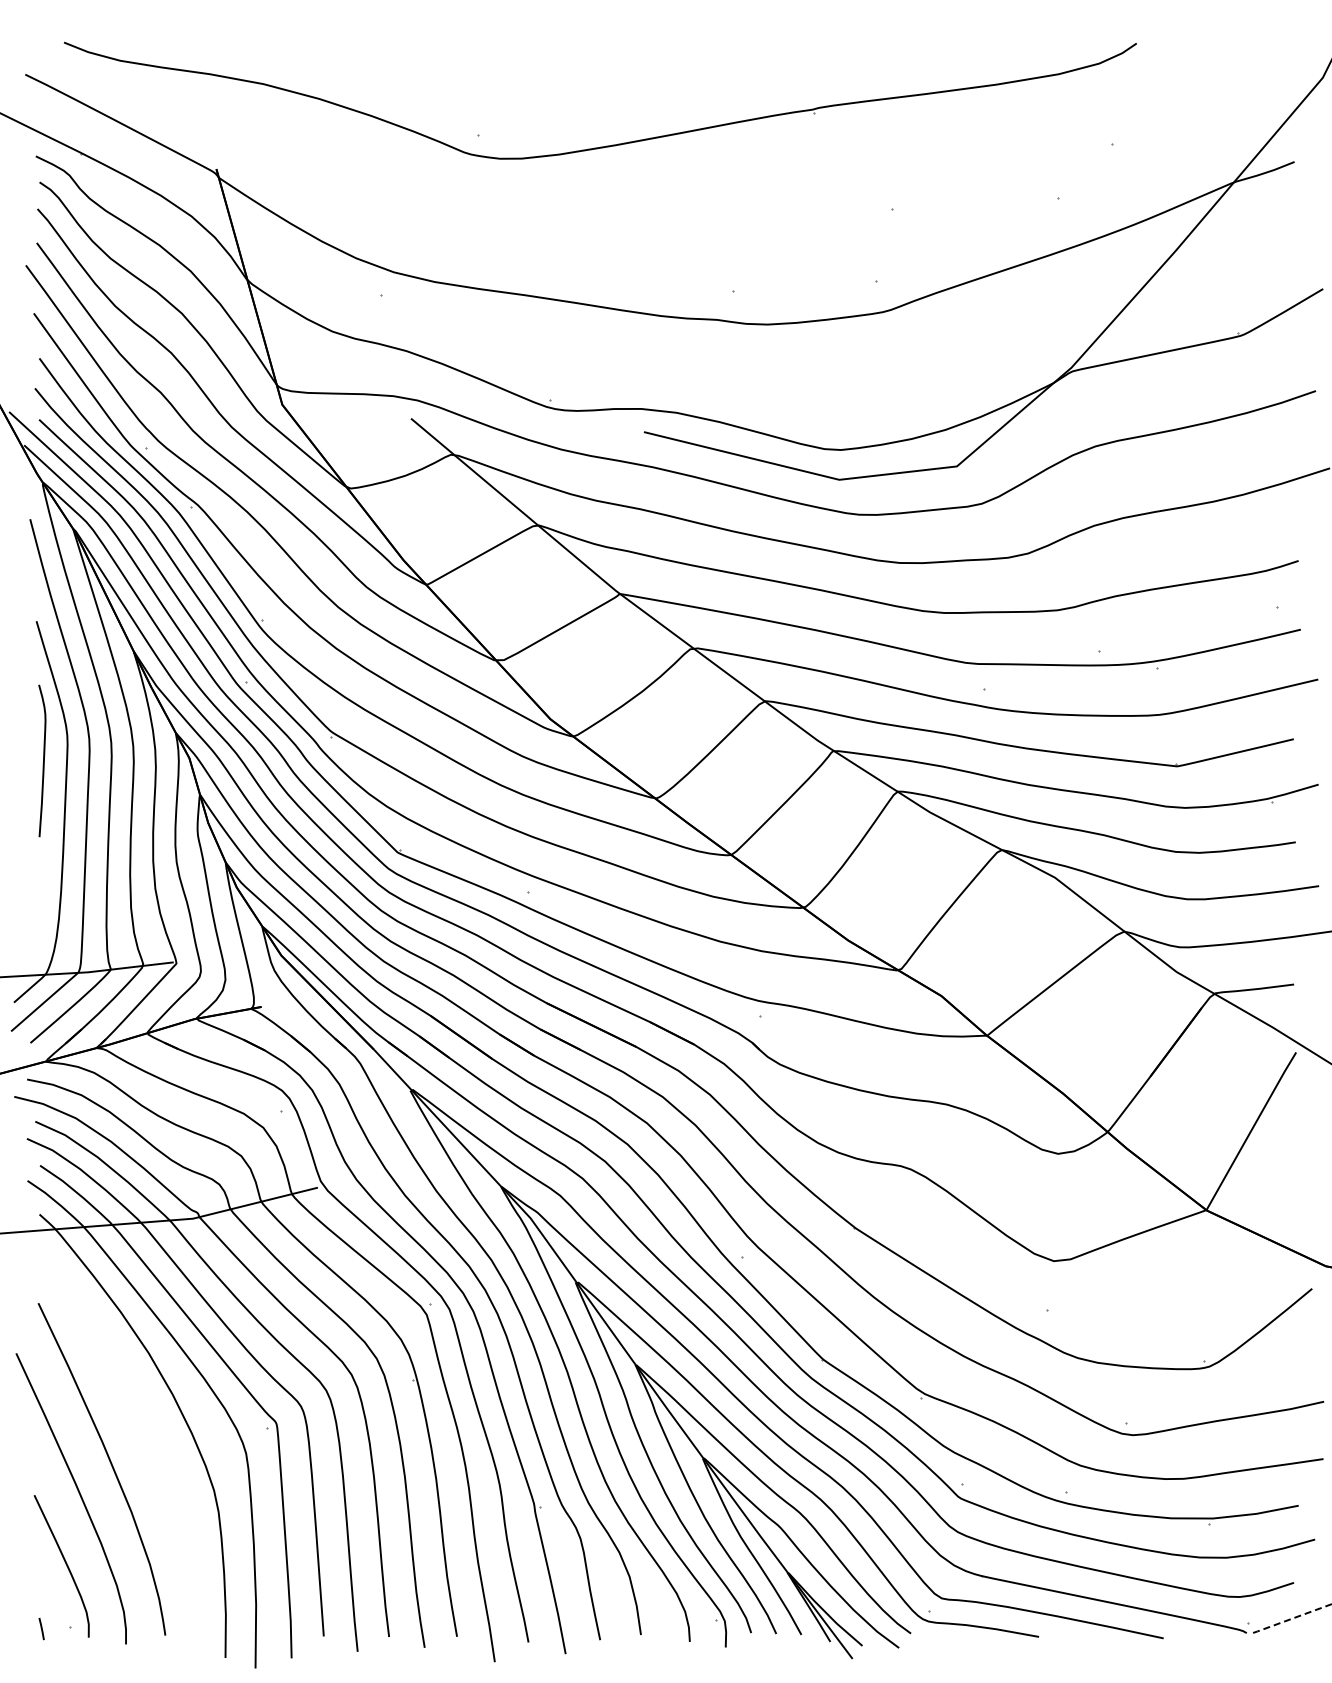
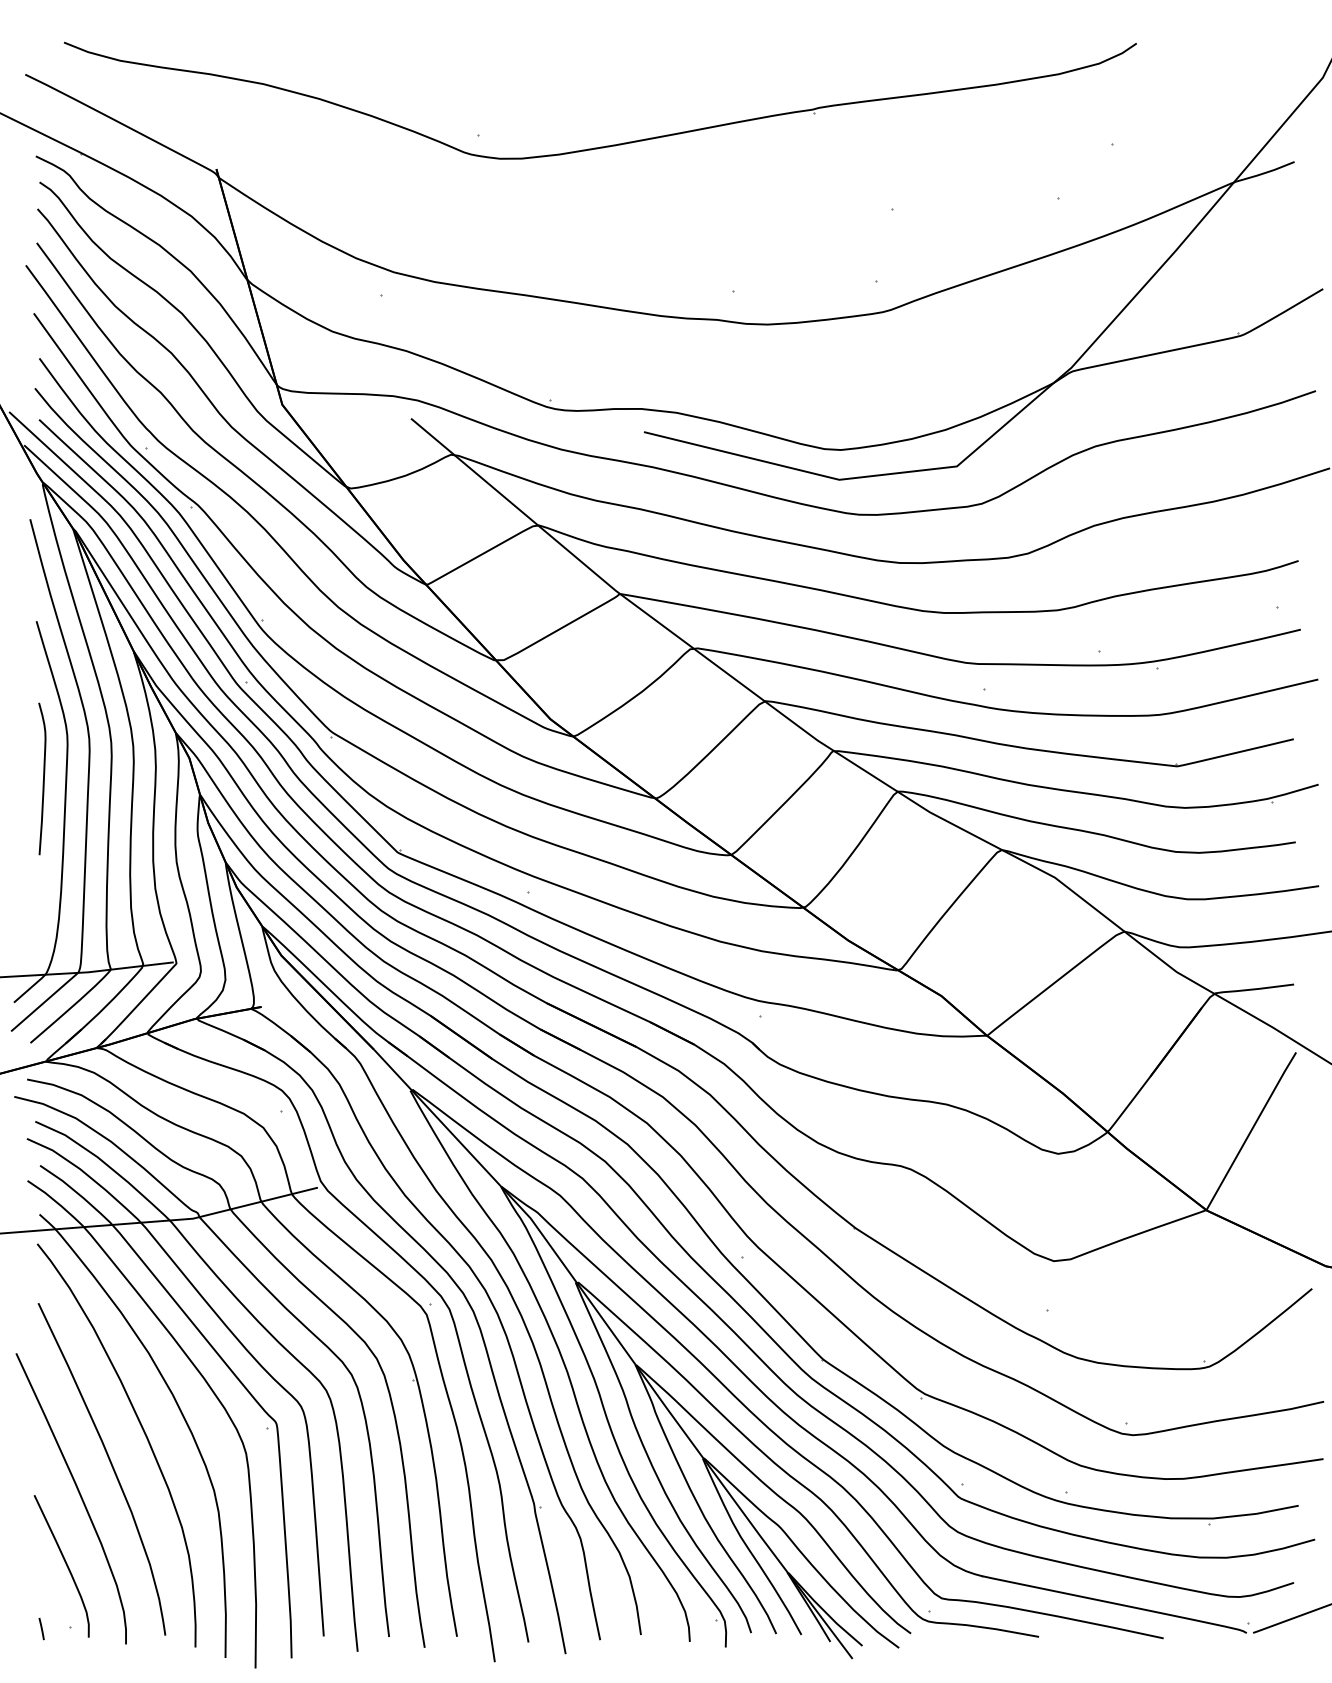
curve position: (43, 760) -> (43, 778) (43, 778)
curve: none -> present (143, 1432)
line: dashed -> solid (1291, 1618)
